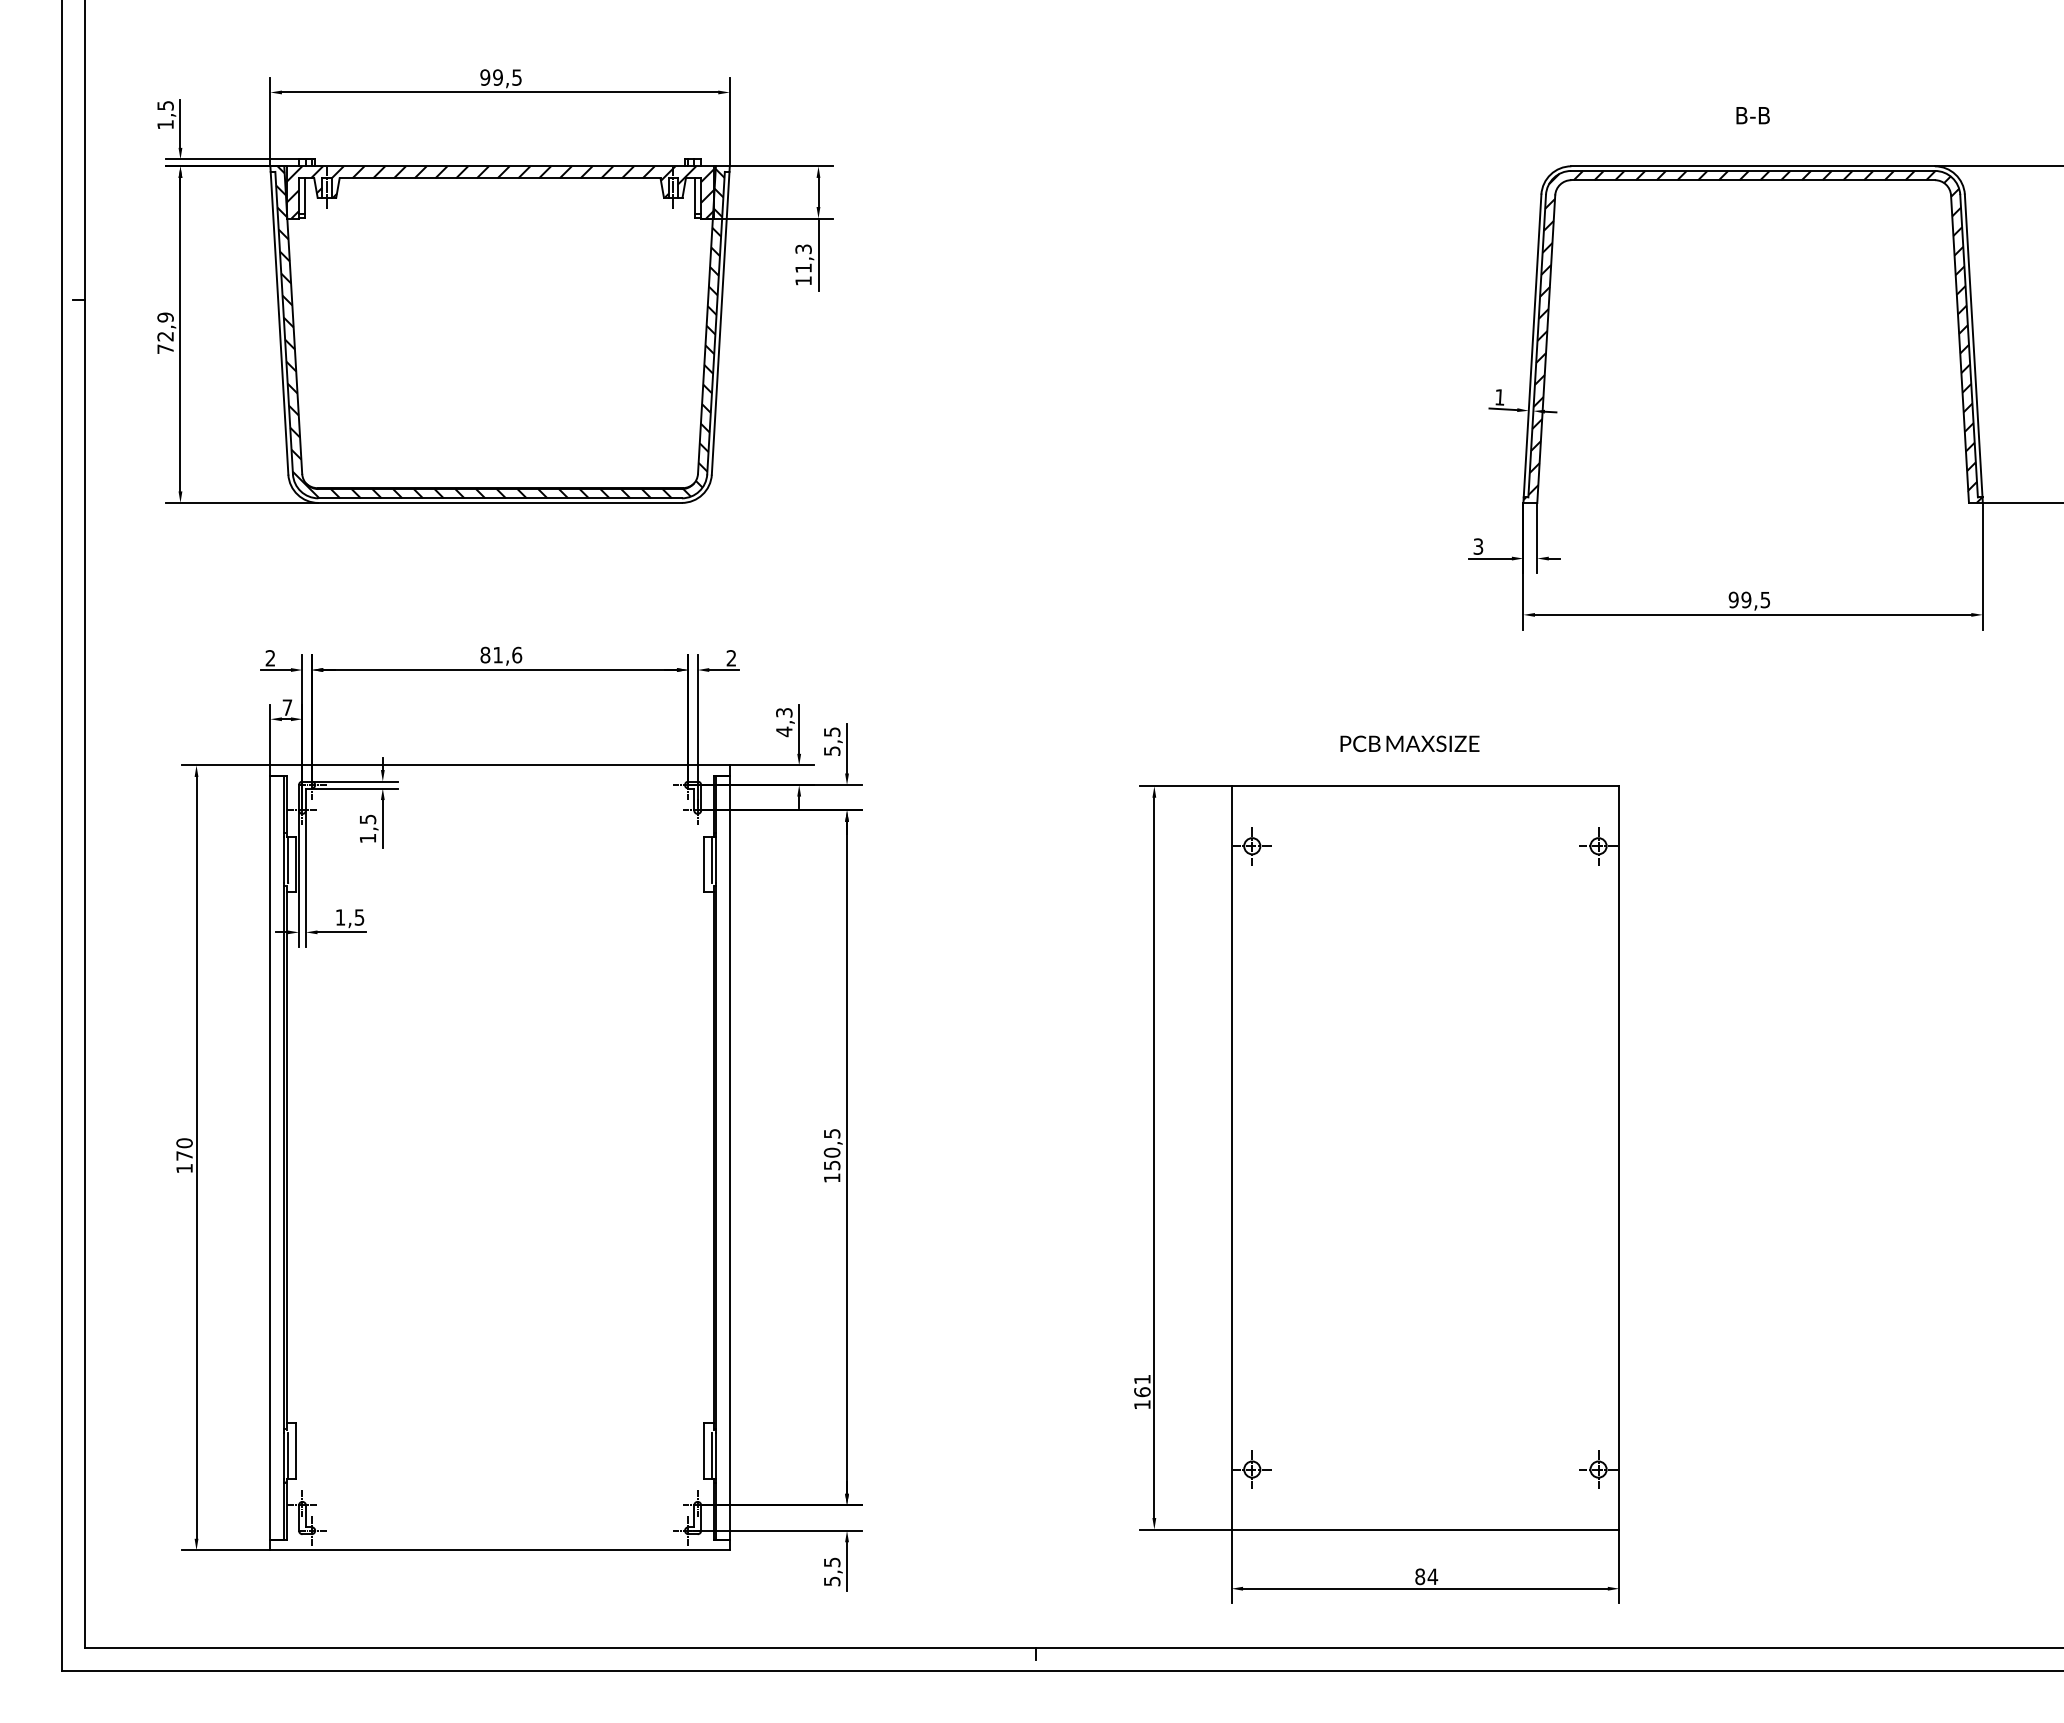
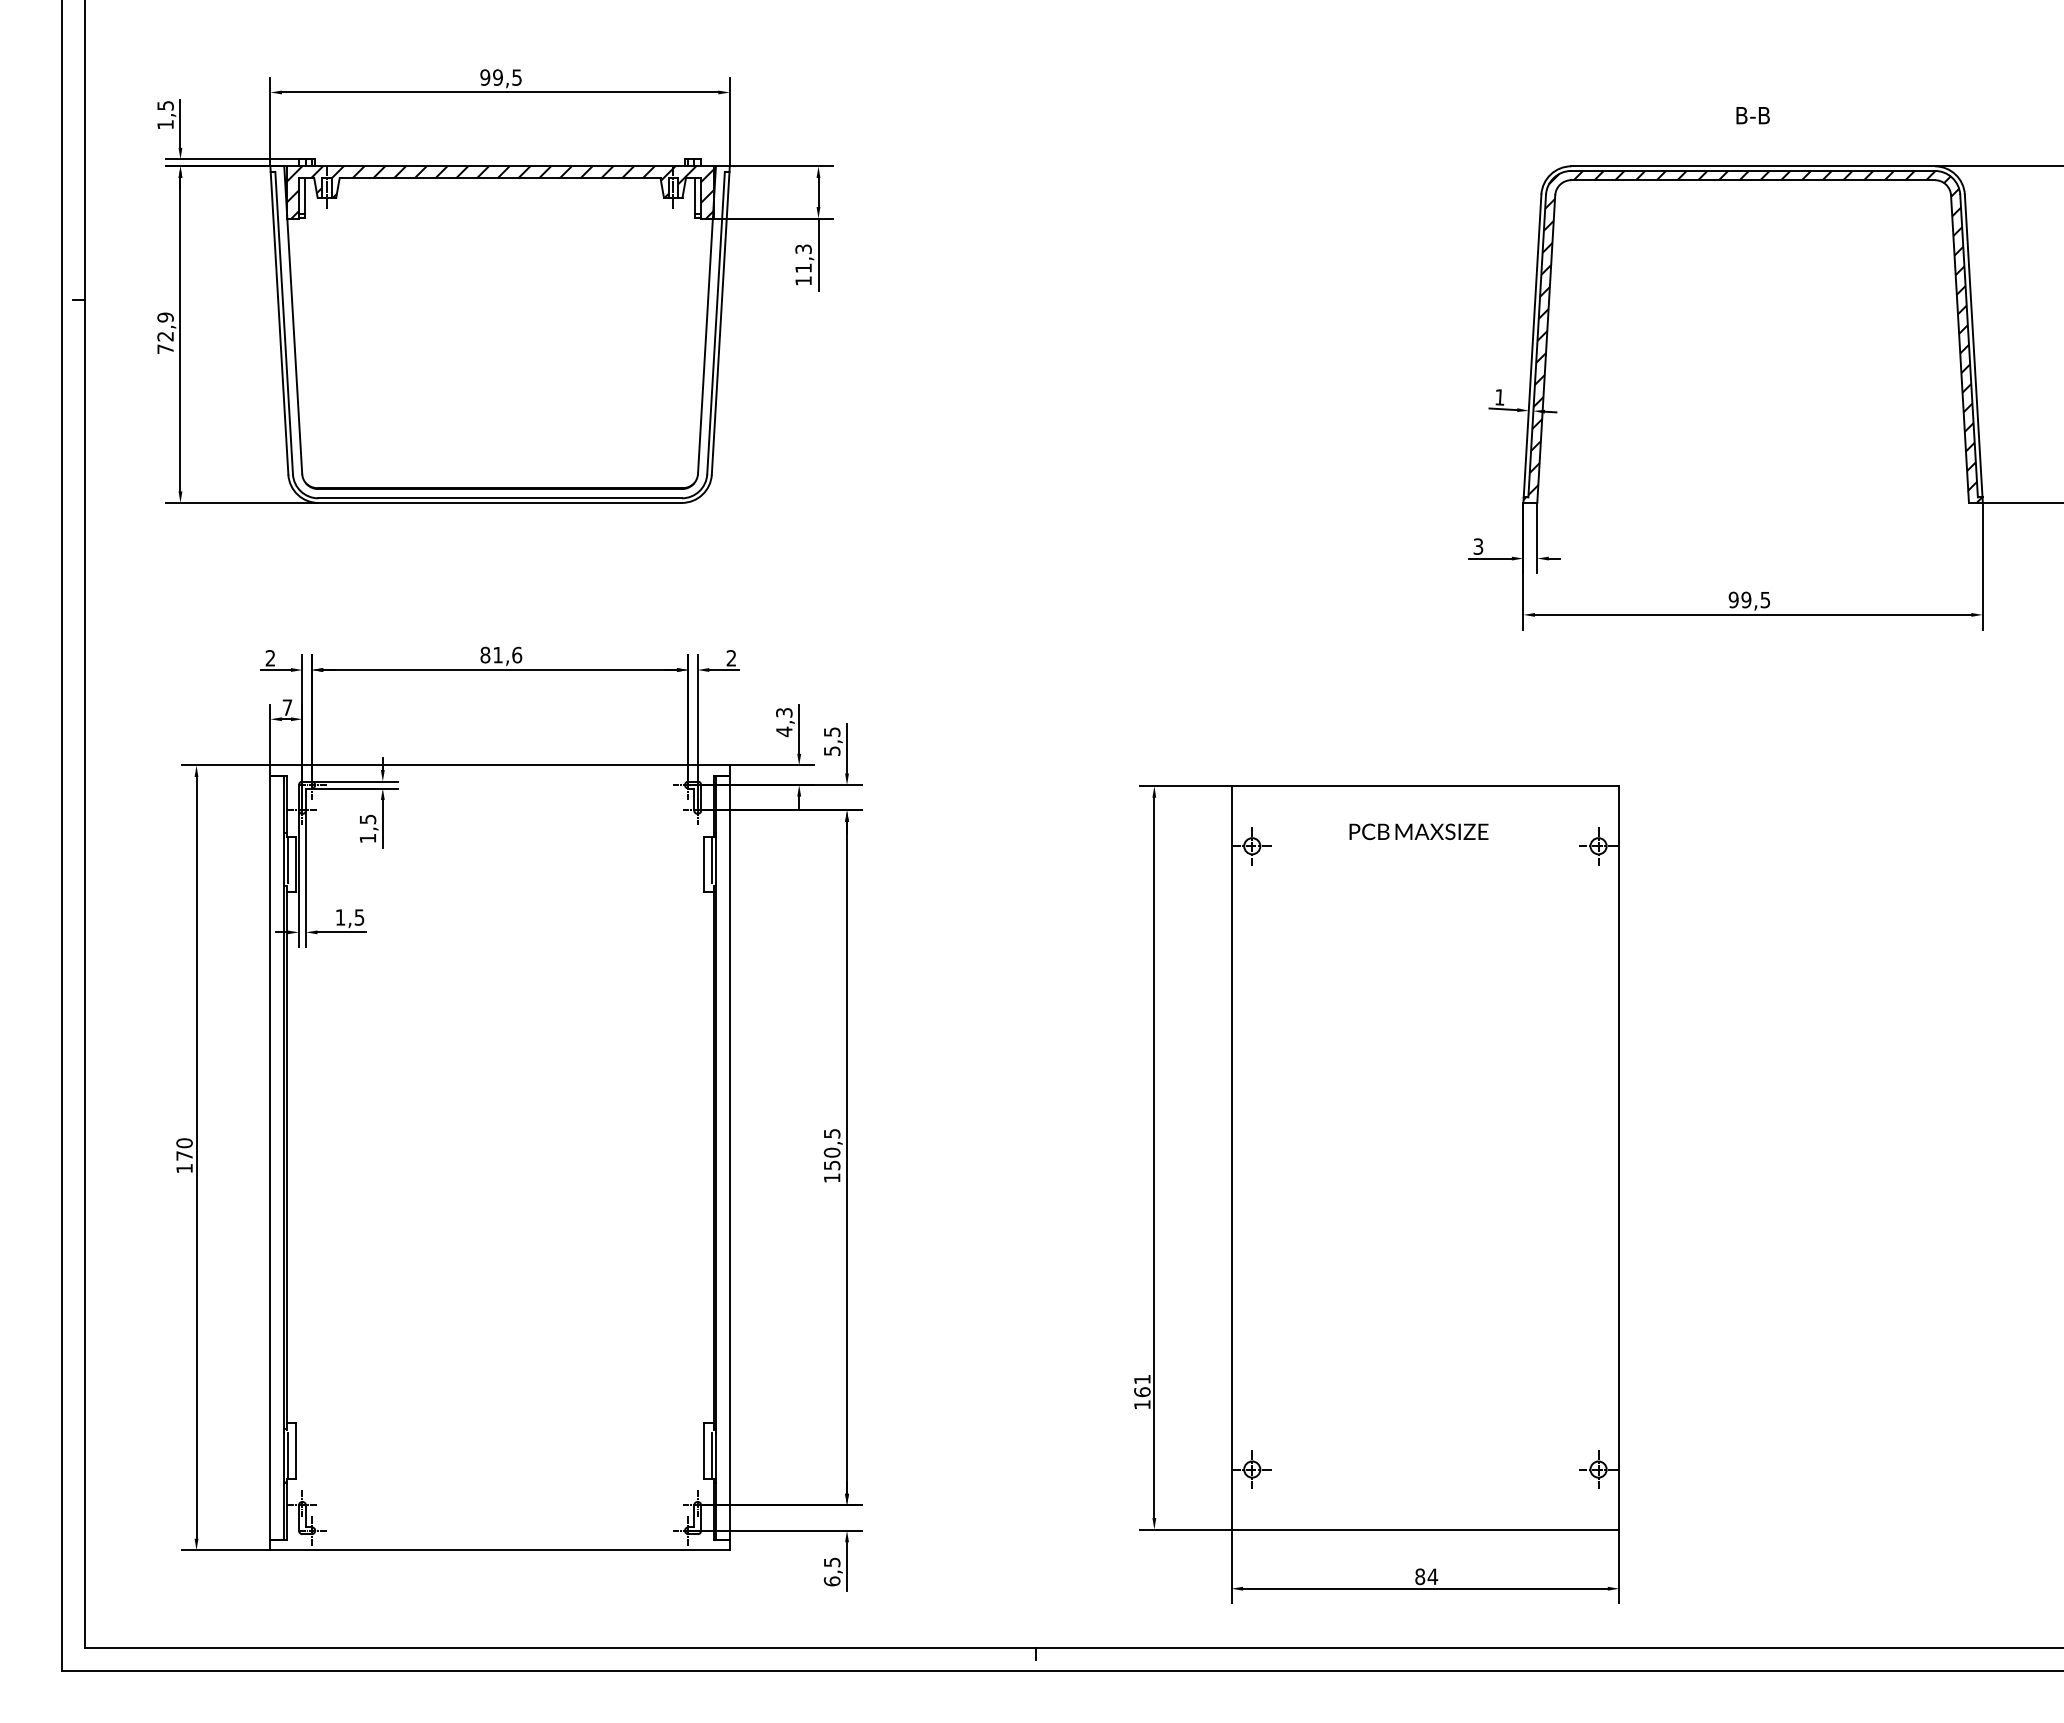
hatch: present -> none (500, 332)
text position: (1409, 743) -> (1418, 831) (1418, 831)
text: 5,5 -> 6,5 (831, 1581)
